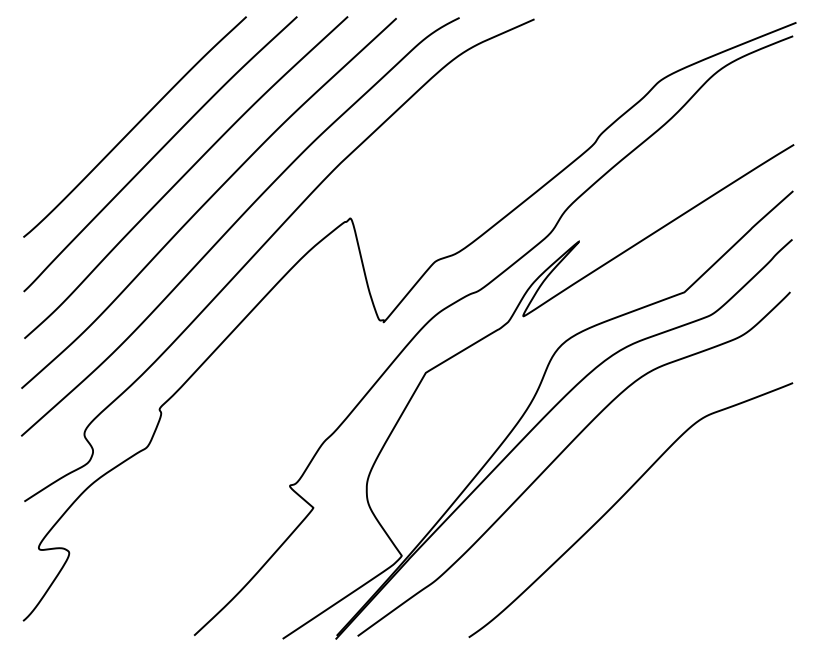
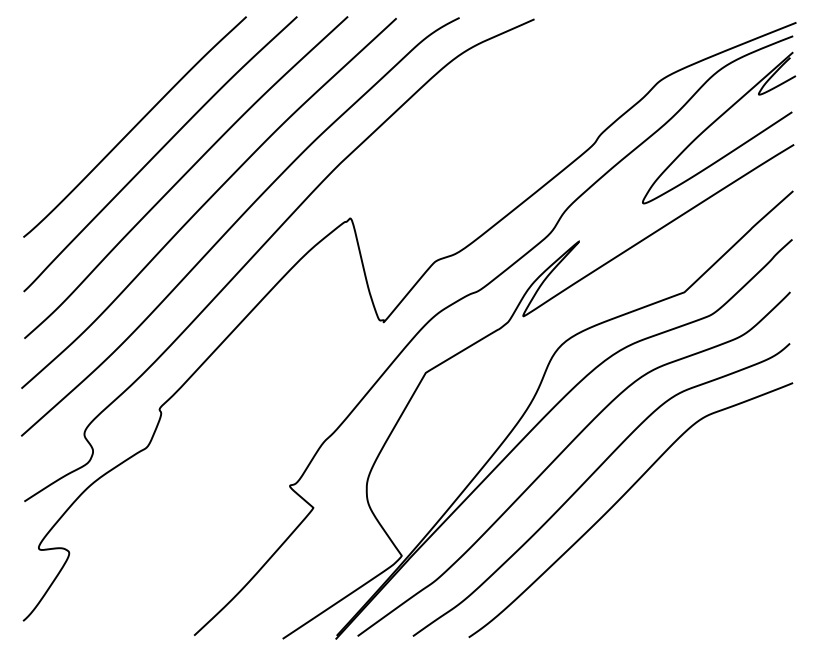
part: none -> present (715, 122)
curve: none -> present (590, 477)
